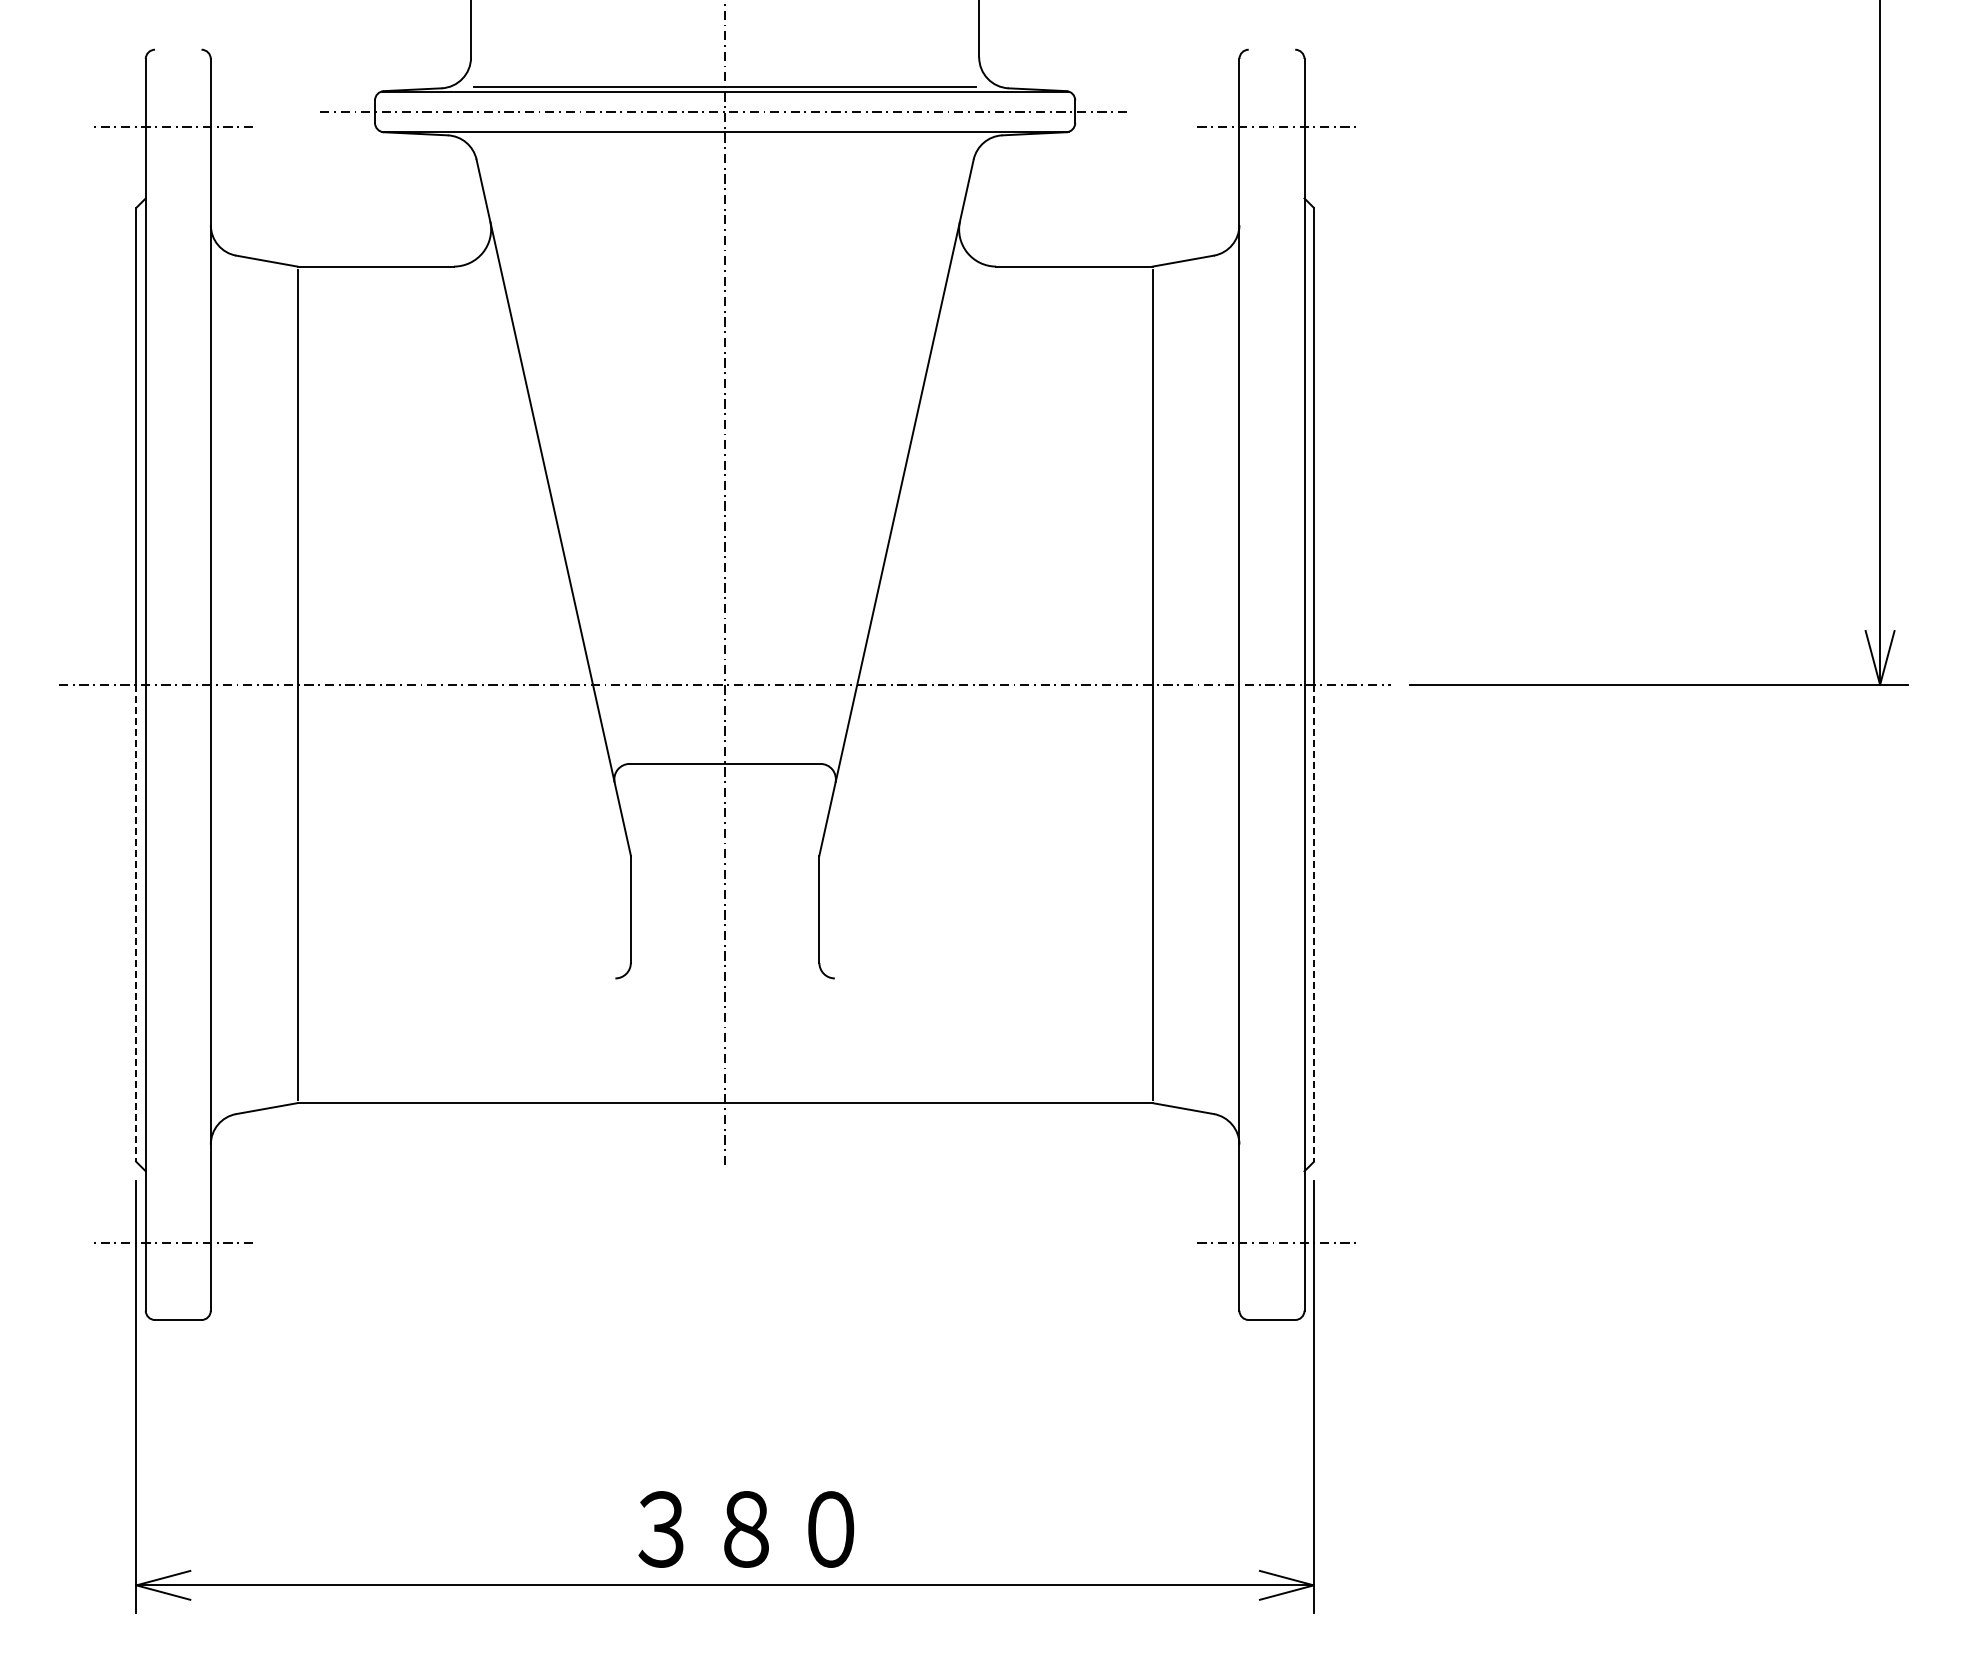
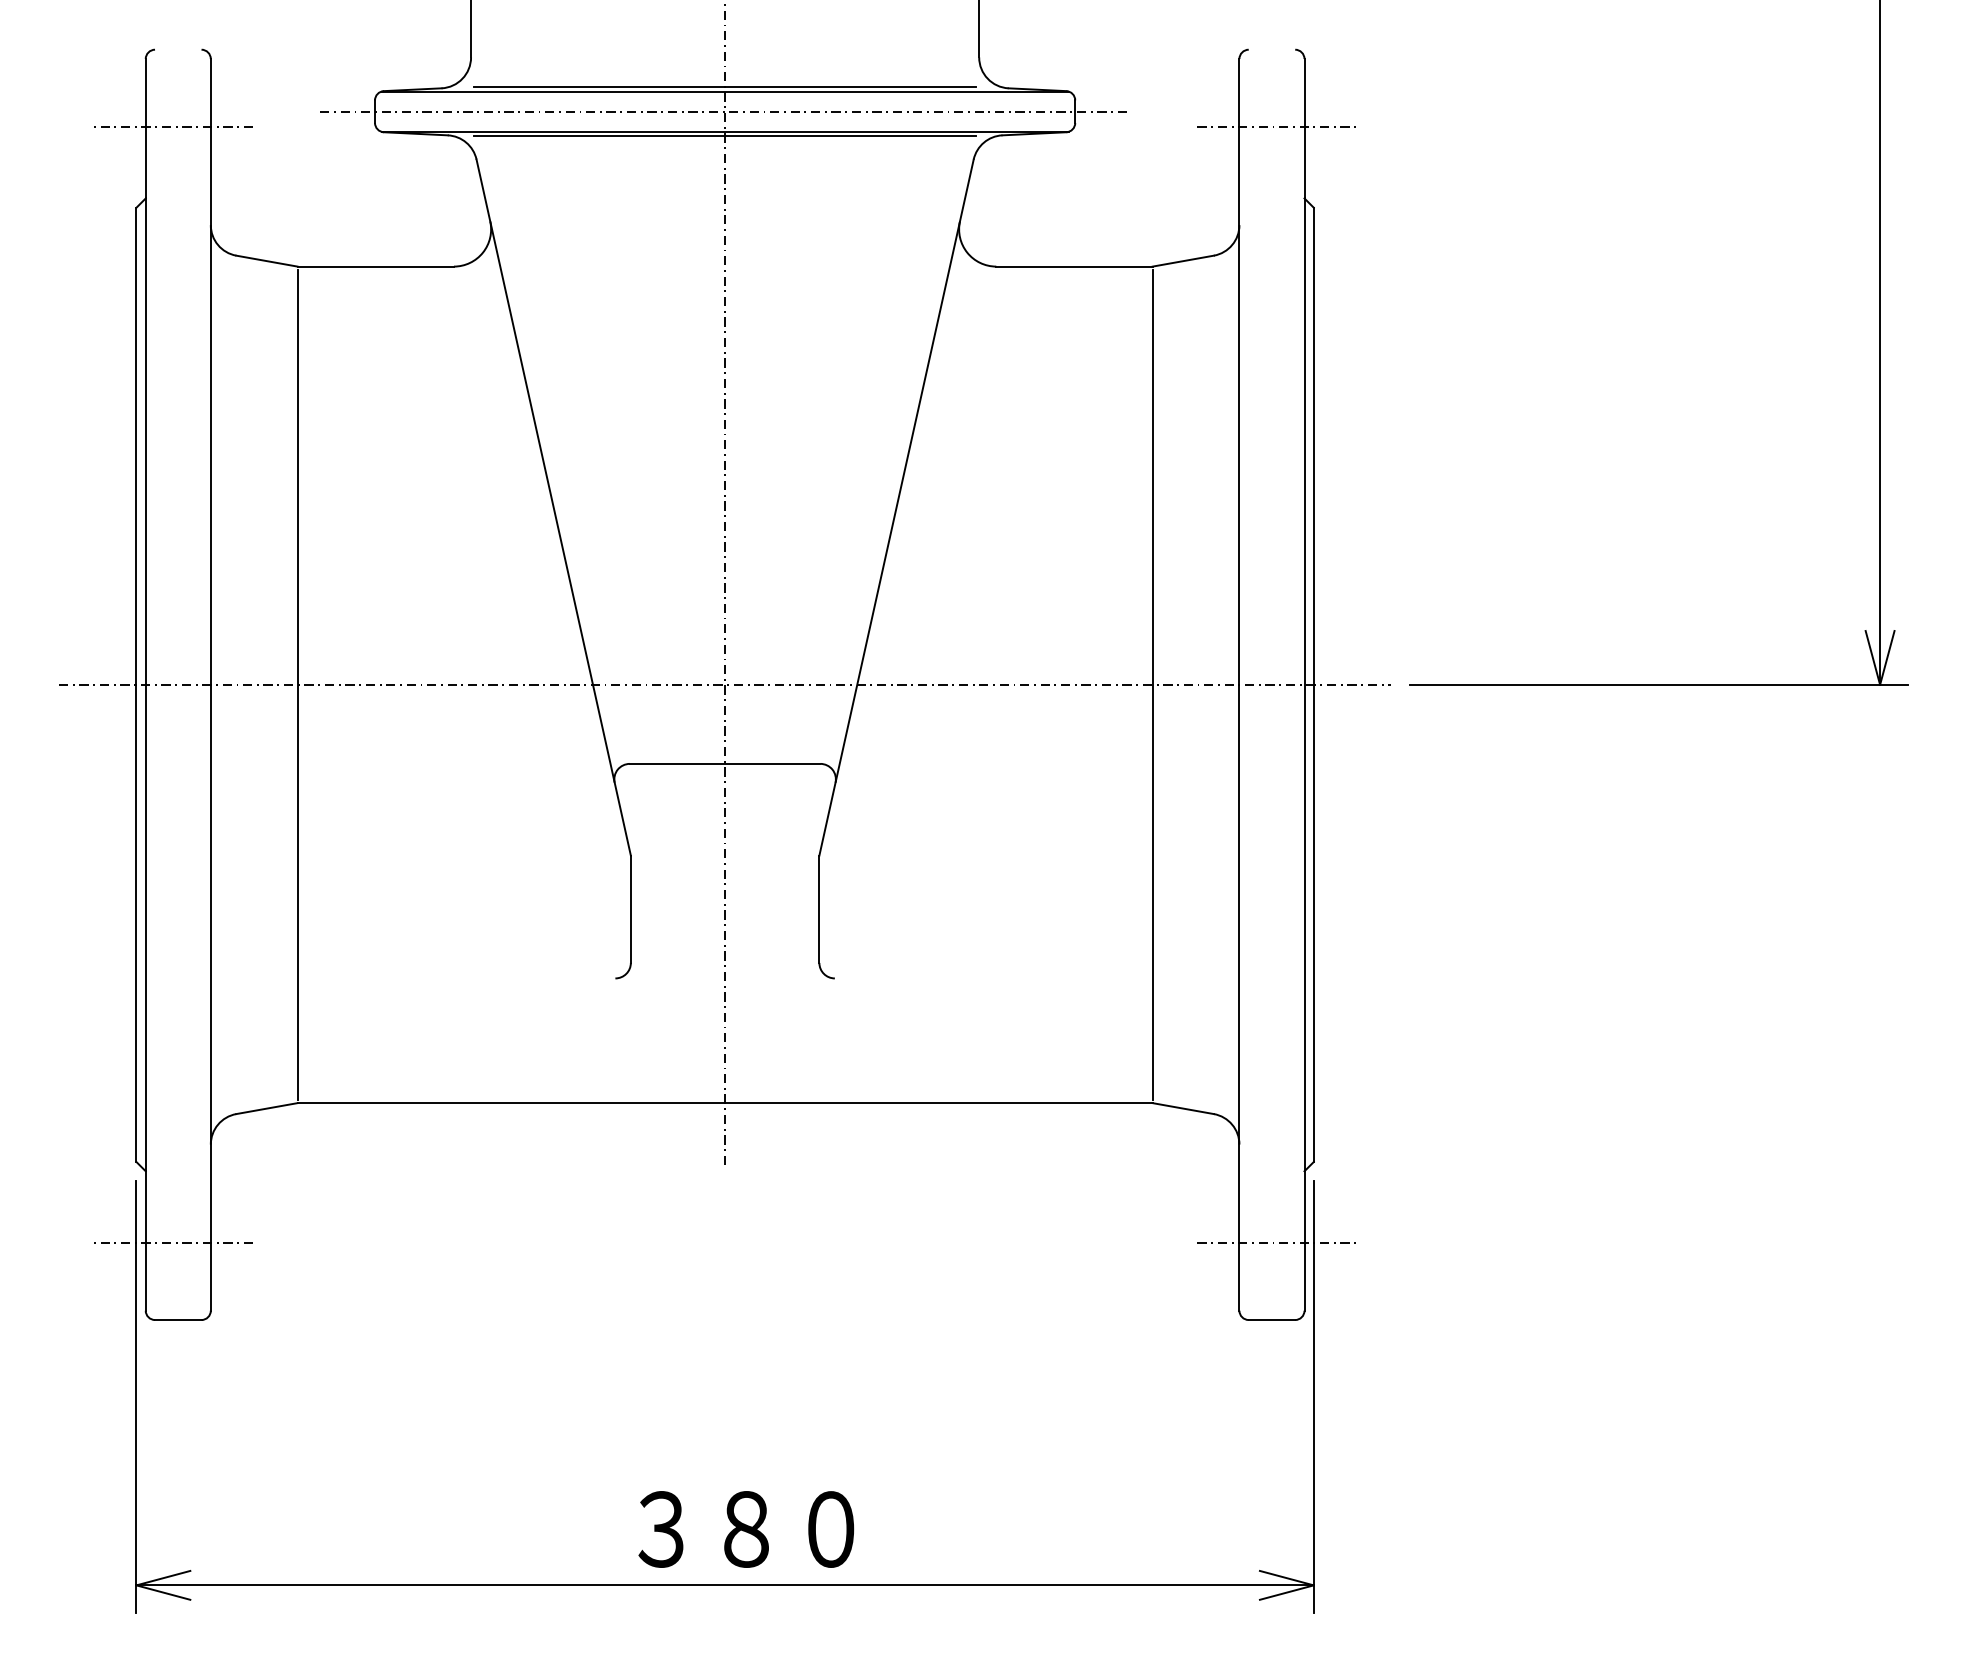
line: none -> present (725, 136)
line: dashed -> solid (136, 923)
line: dashed -> solid (1313, 923)
